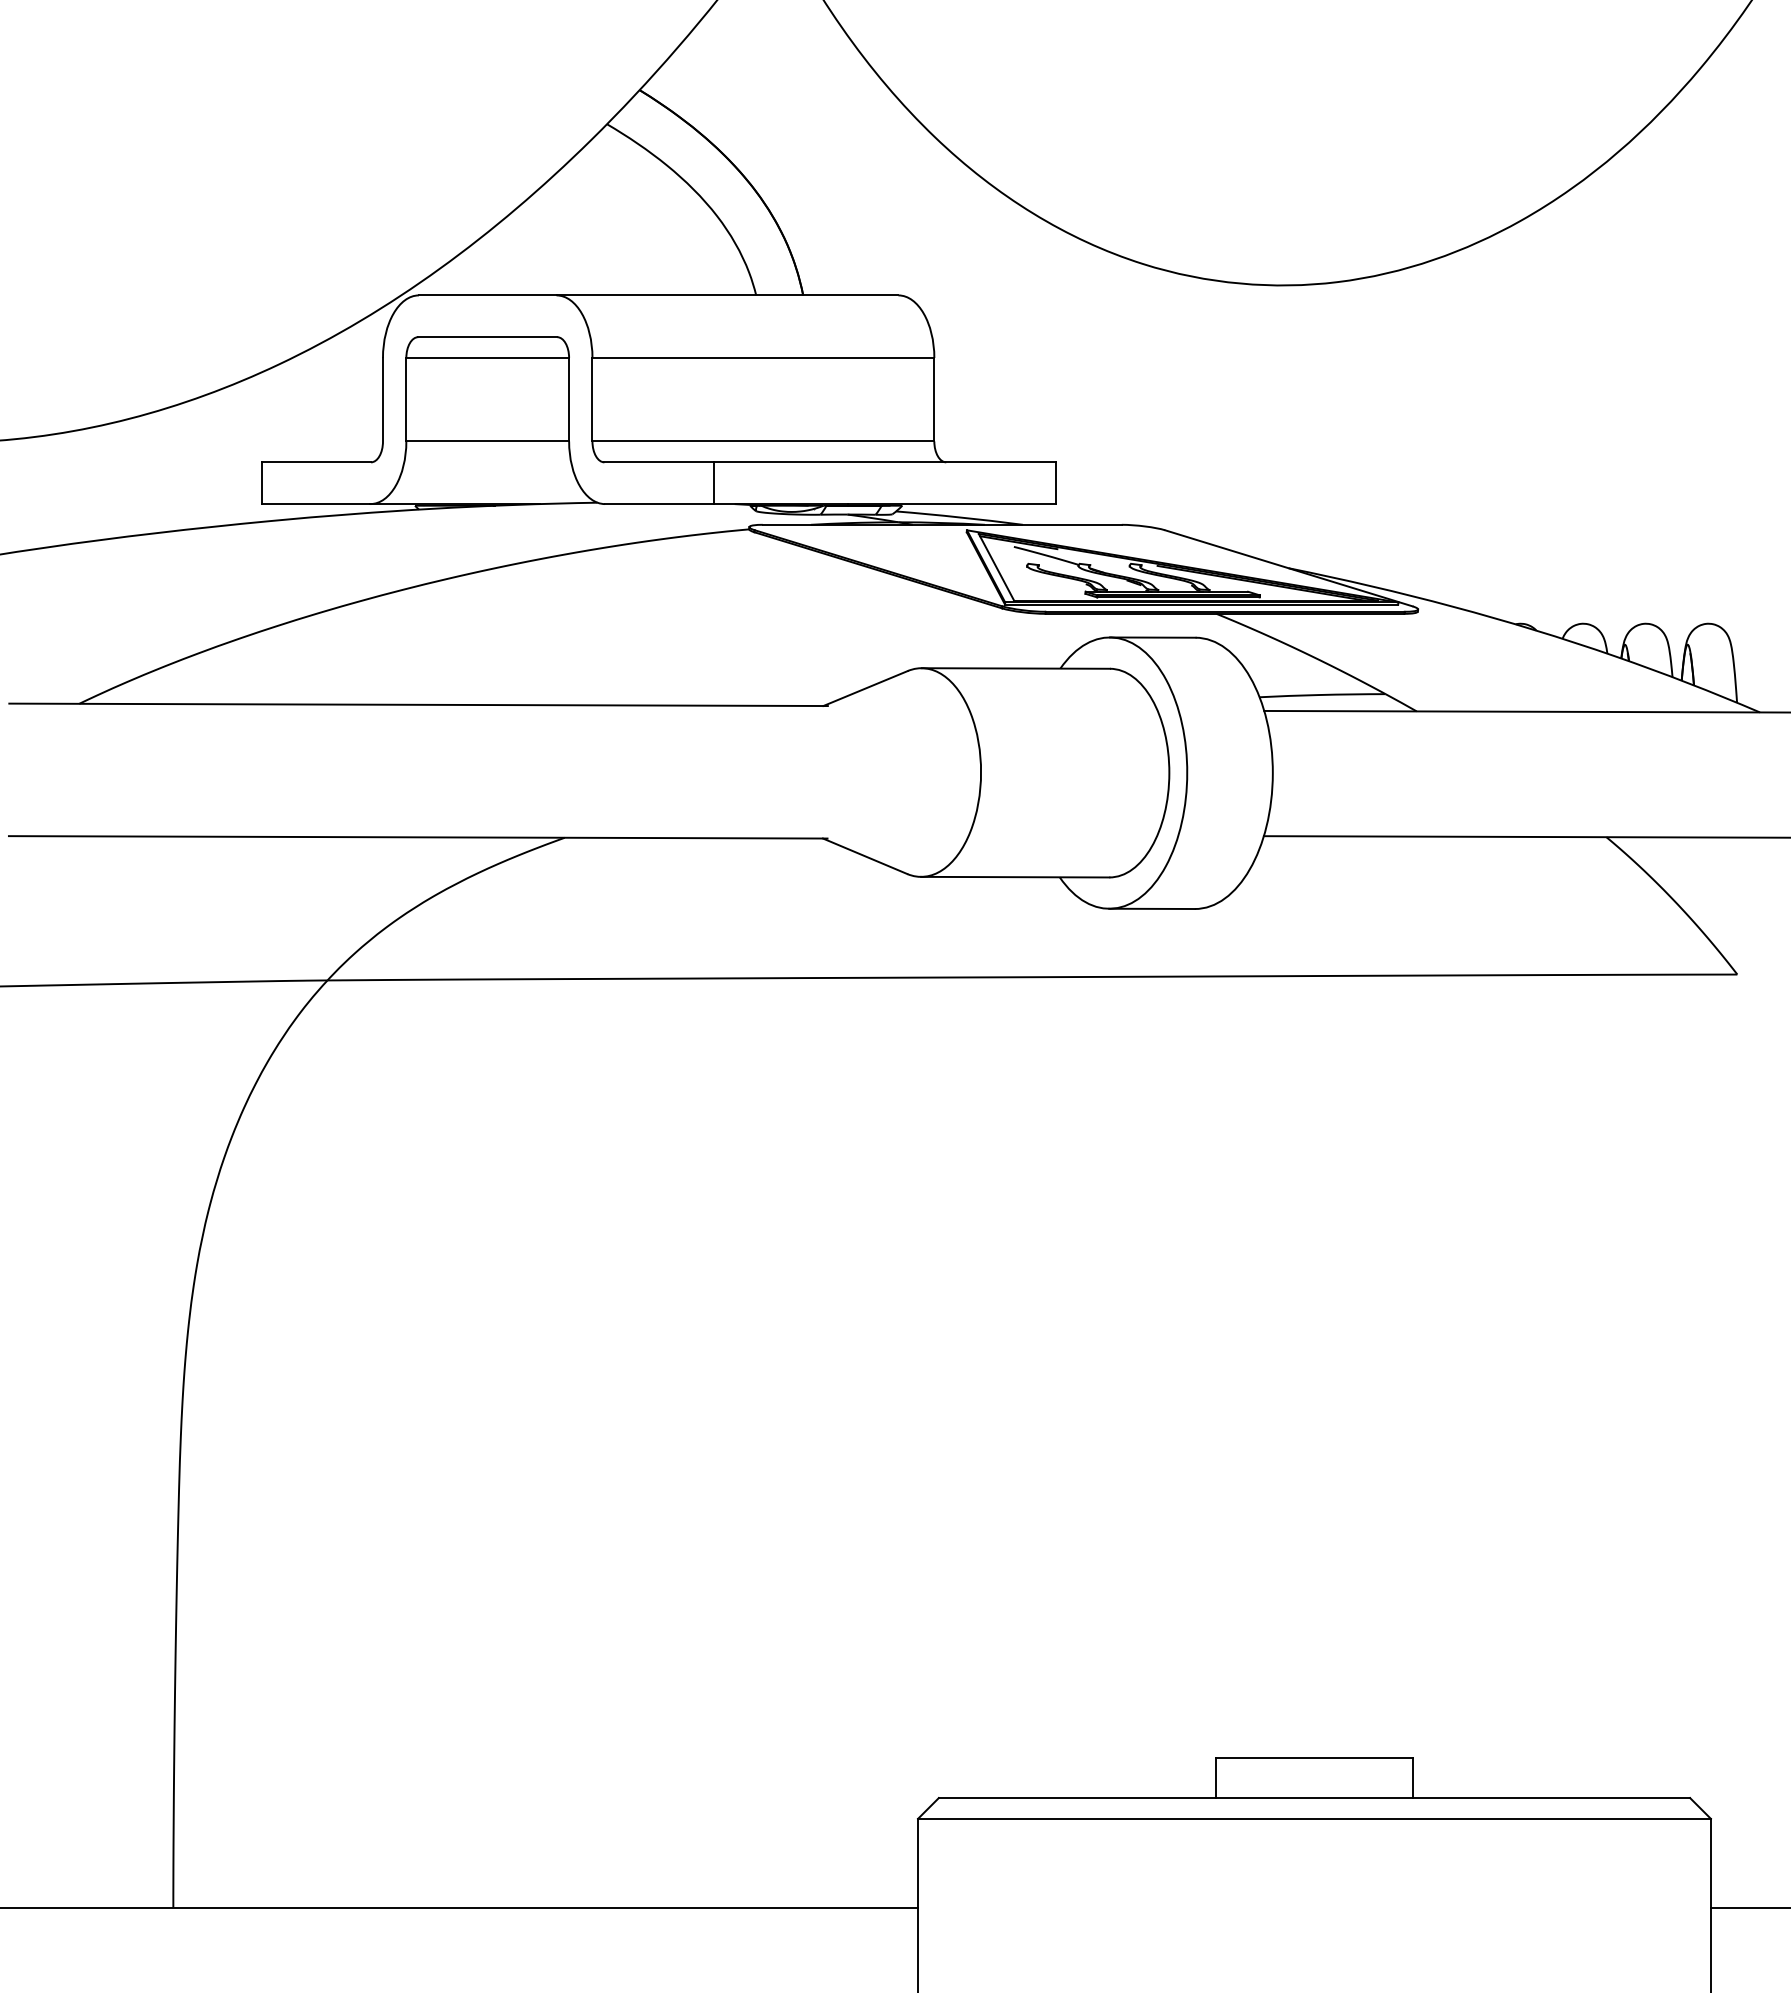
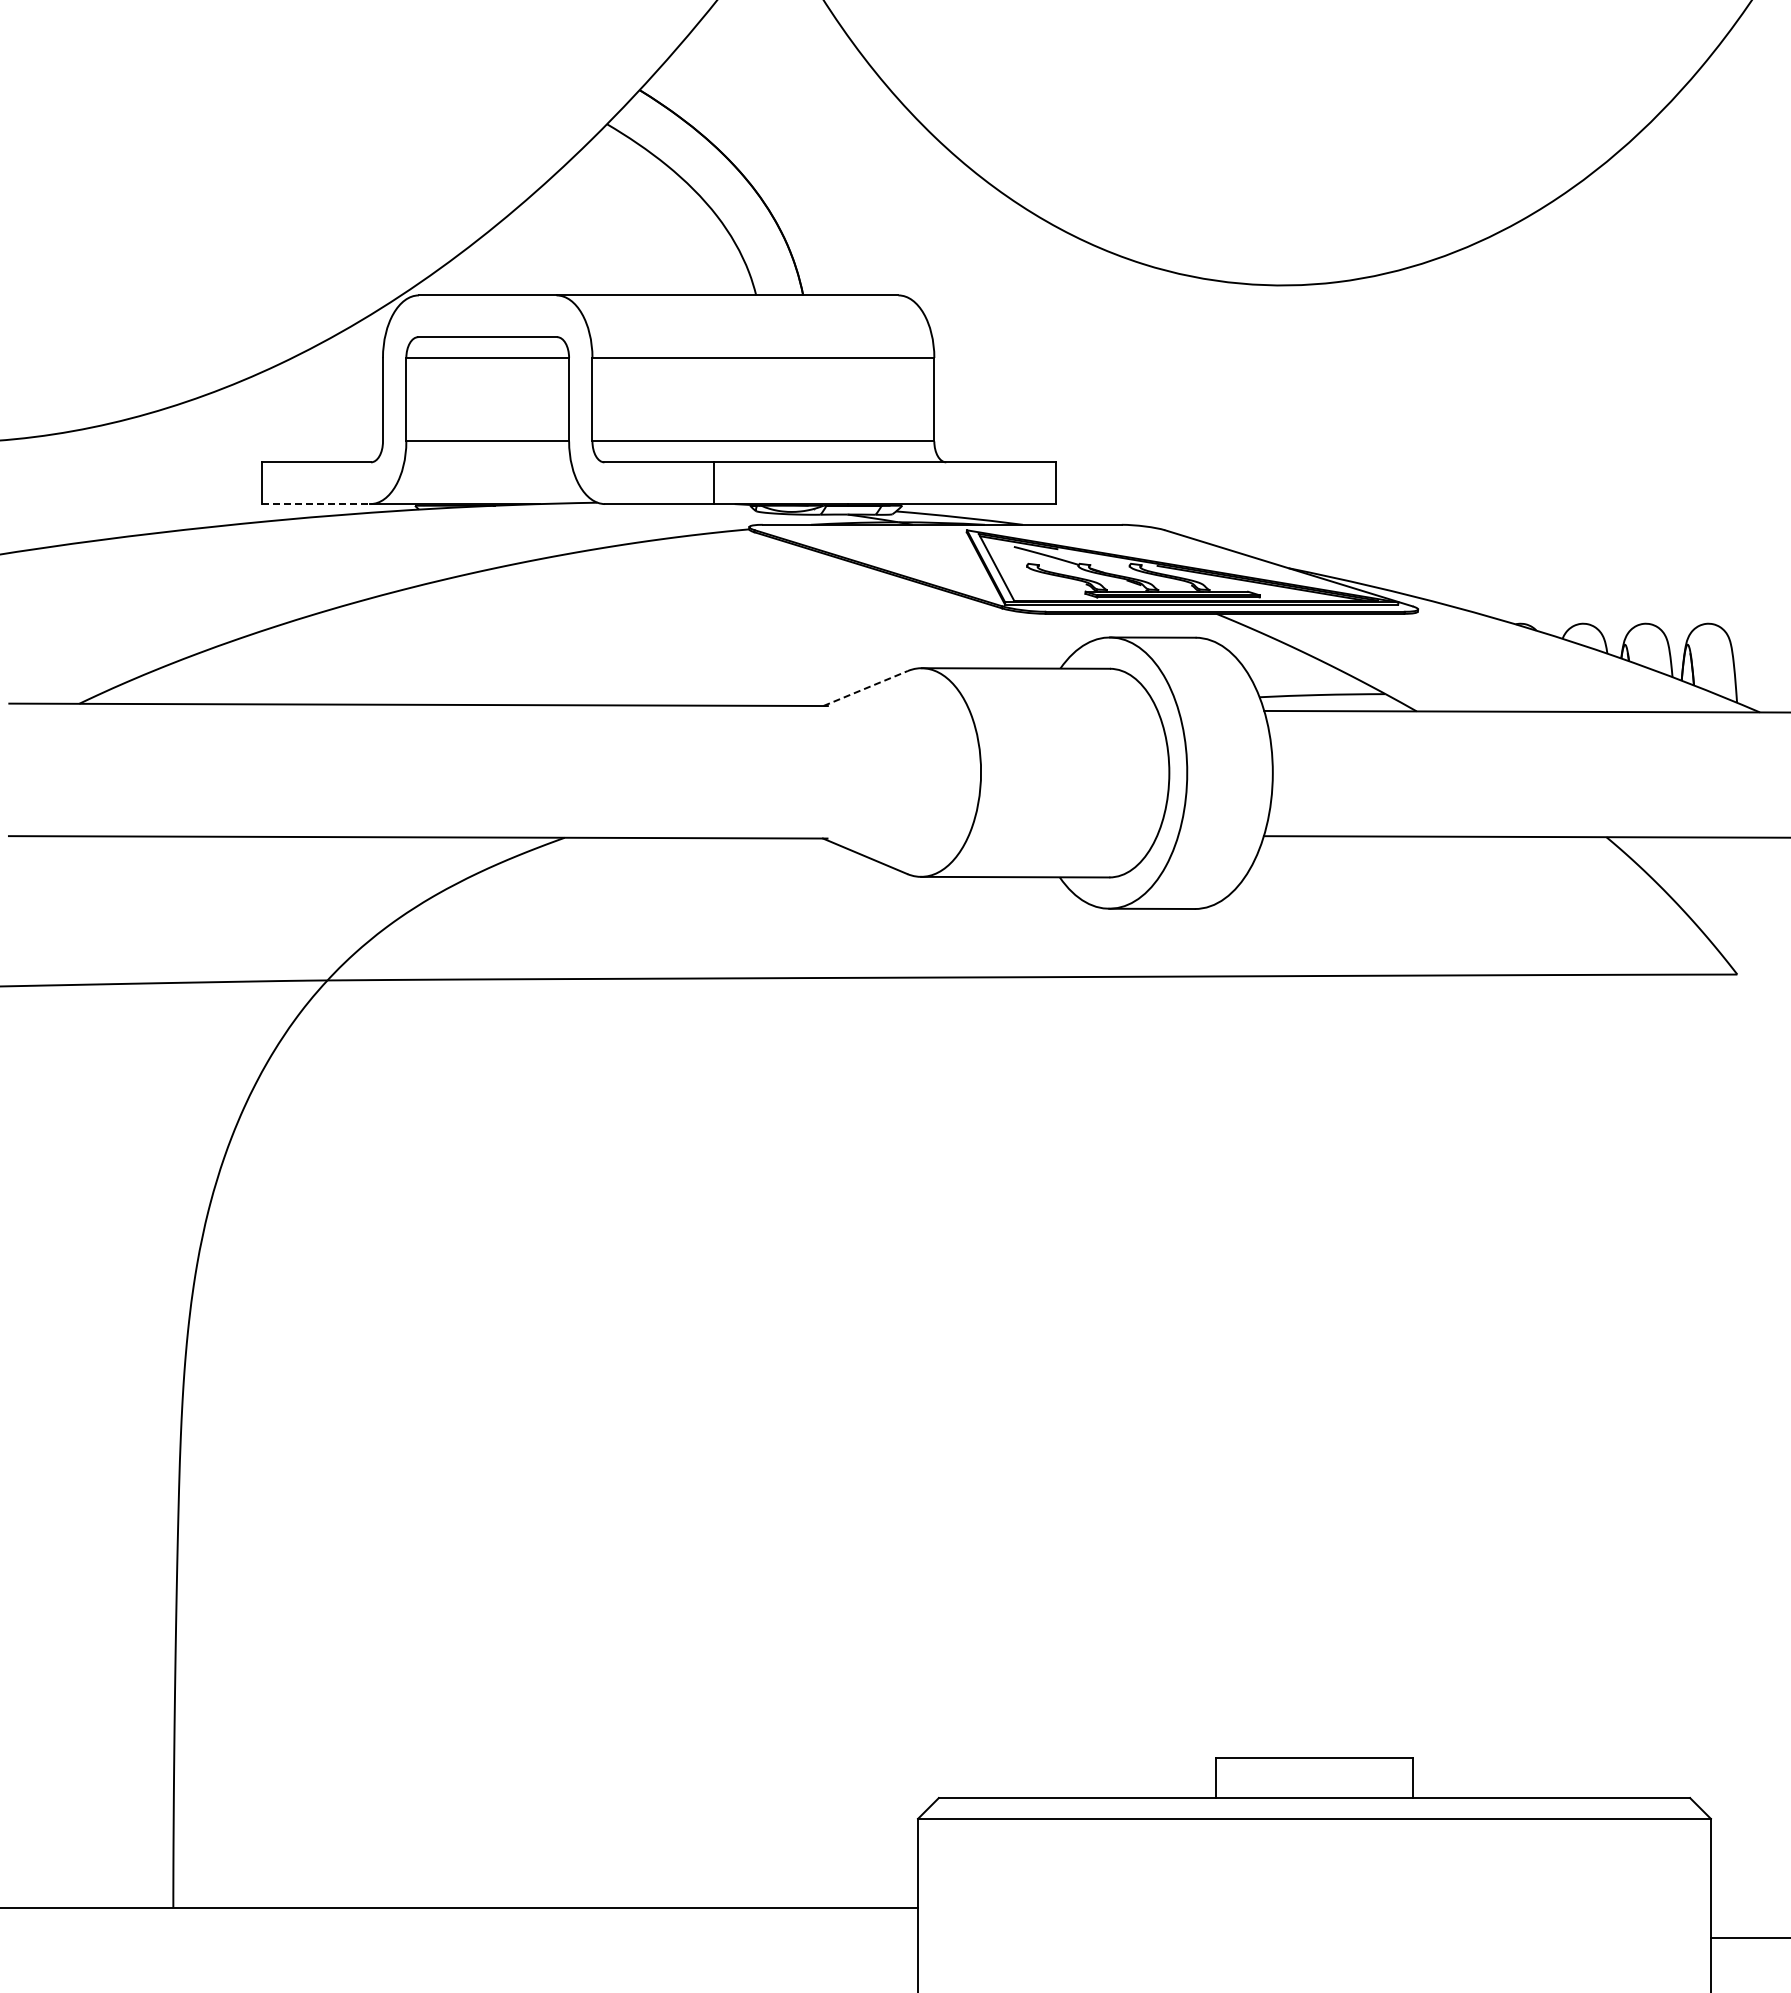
line: solid -> dashed (316, 504)
line: solid -> dashed (865, 688)
line position: (1748, 1907) -> (1748, 1937) (1748, 1937)
